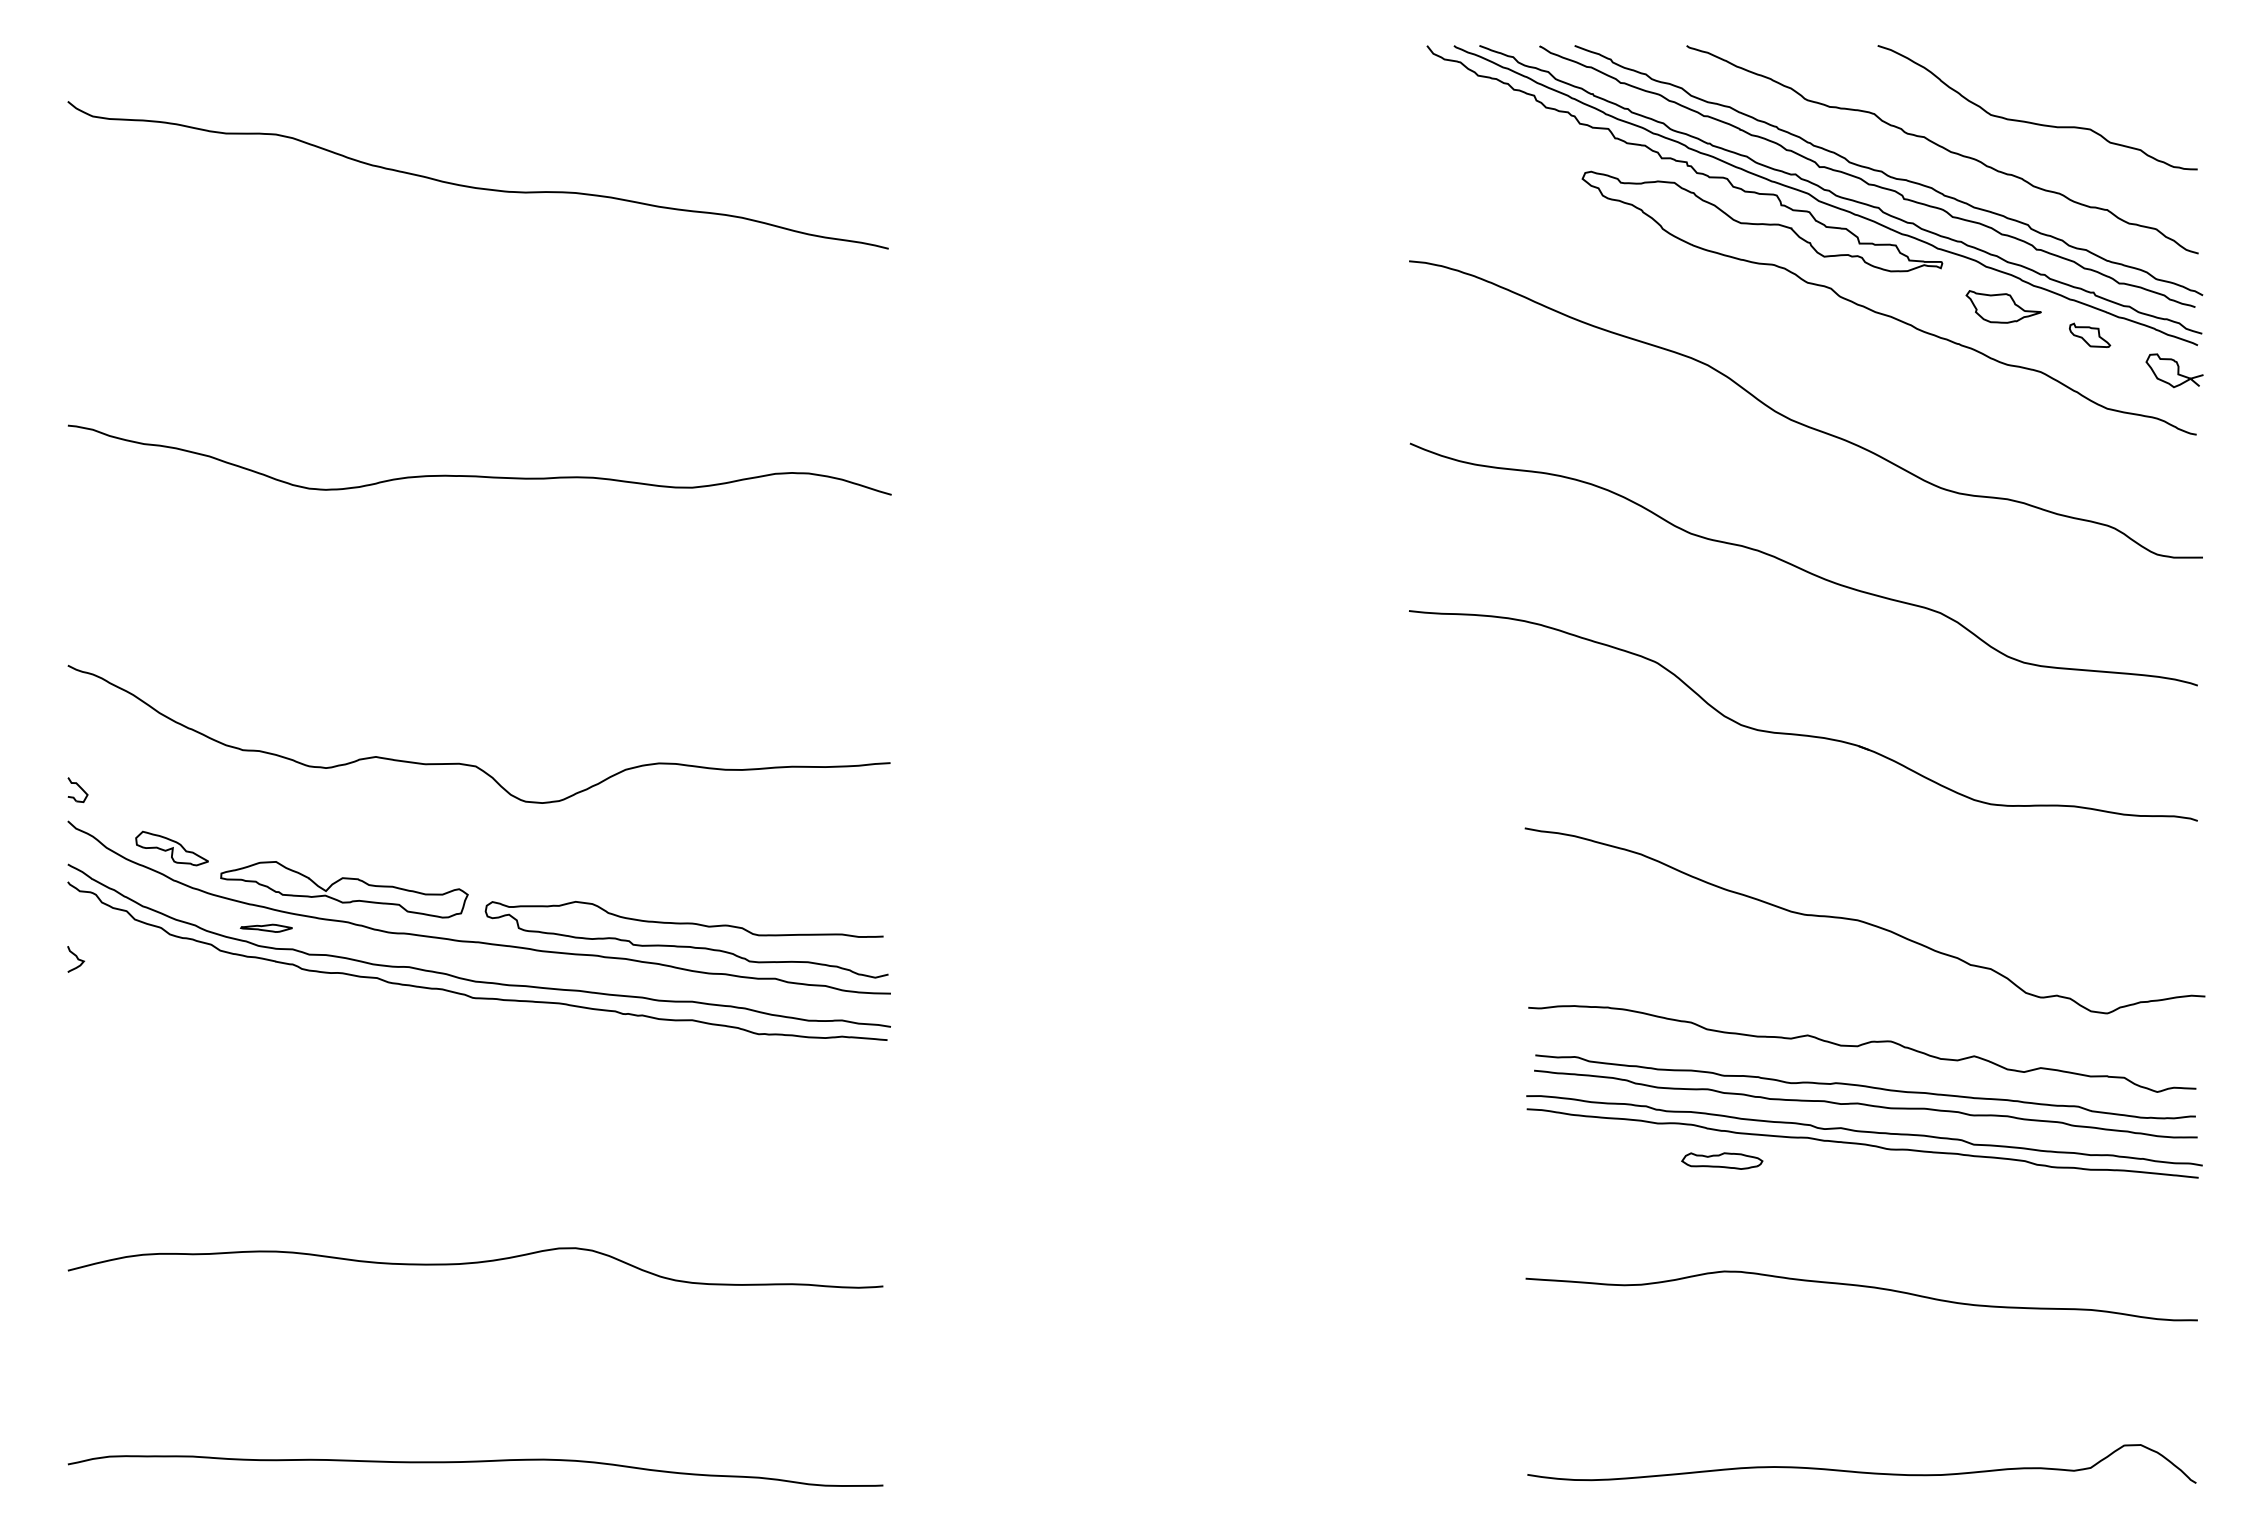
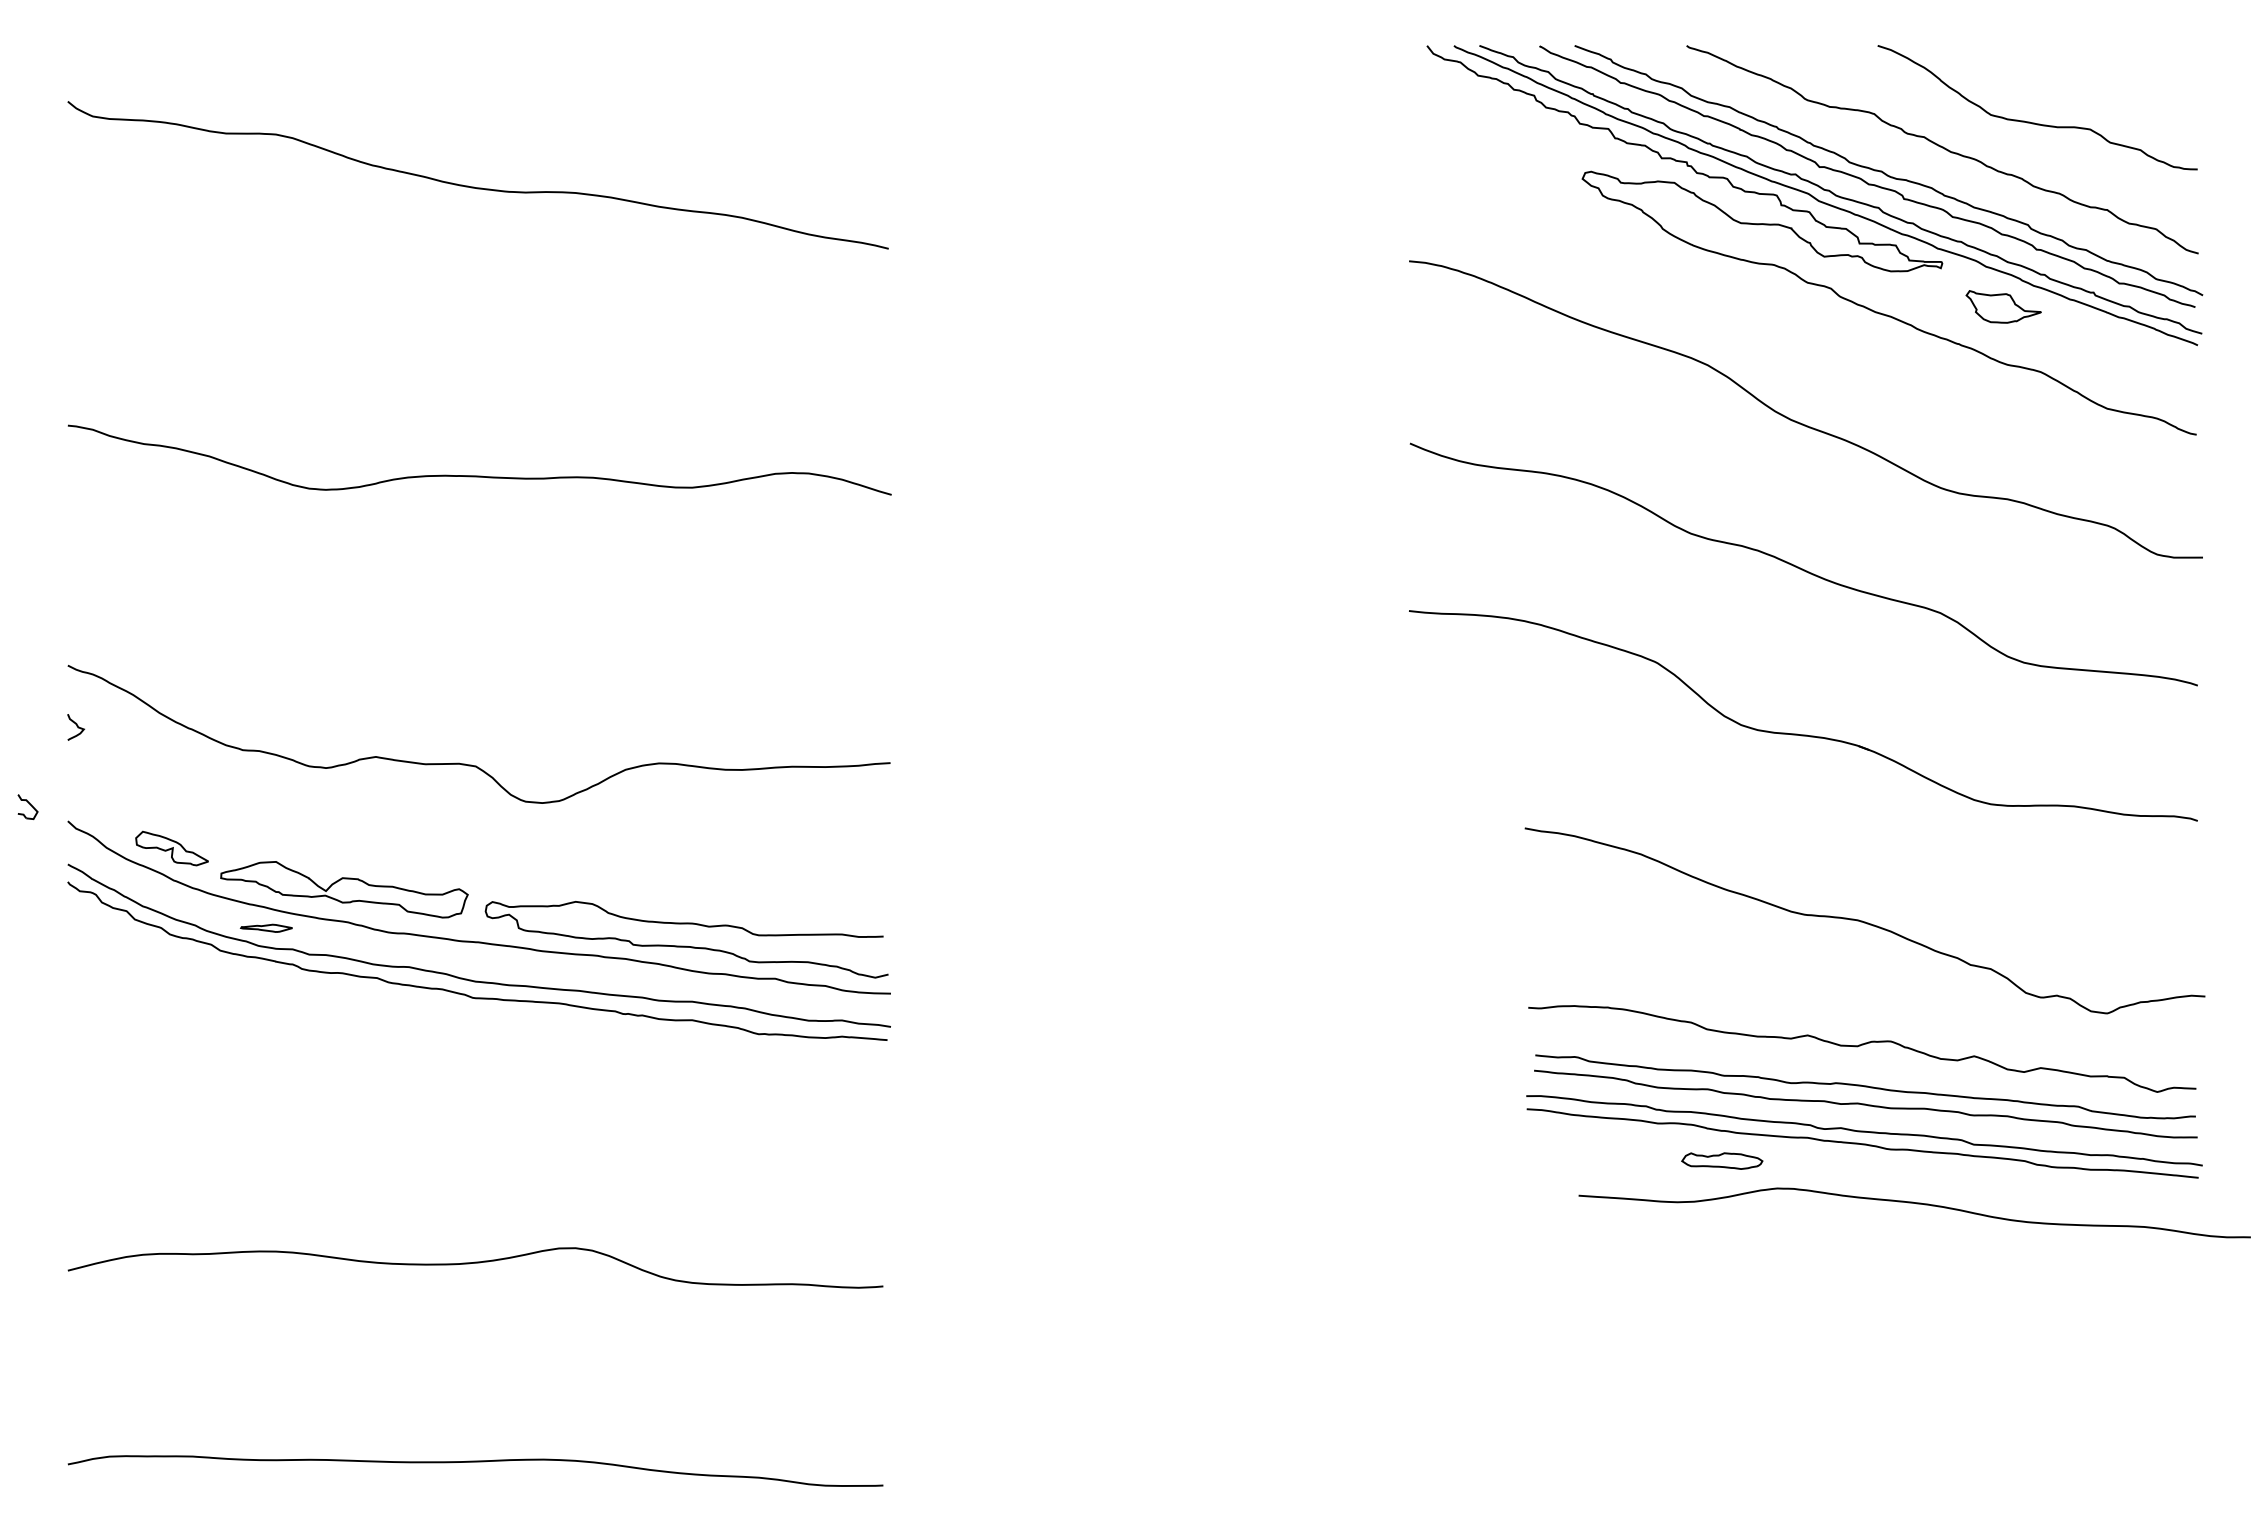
part: present -> none (2090, 334)
curve: present -> none (2177, 370)
part position: (77, 790) -> (27, 807) (27, 807)
curve position: (76, 958) -> (76, 726) (76, 726)
curve position: (1863, 1287) -> (1916, 1204) (1916, 1204)
curve: present -> none (1861, 1471)
